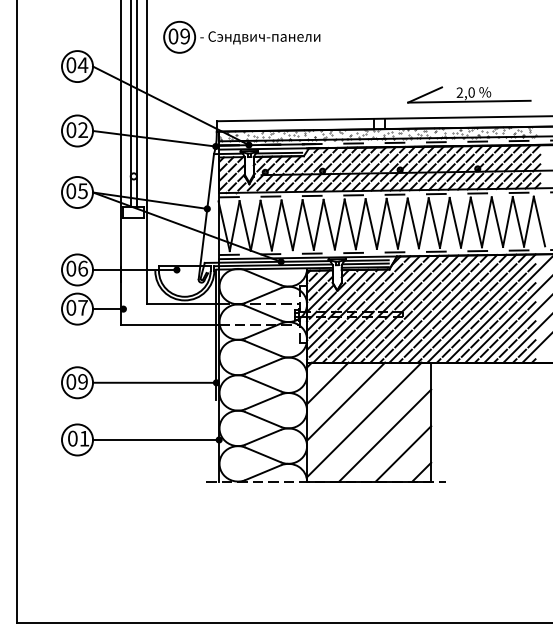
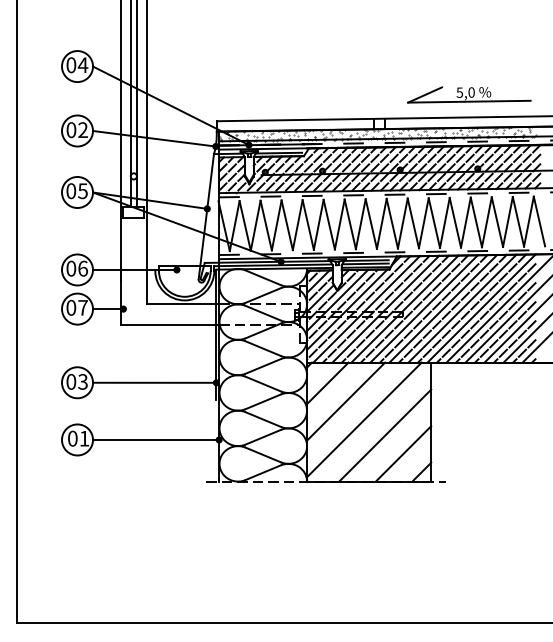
part: present -> none (241, 36)
text: 2,0 -> 5,0 (459, 92)
text: 09 -> 03 (82, 381)
